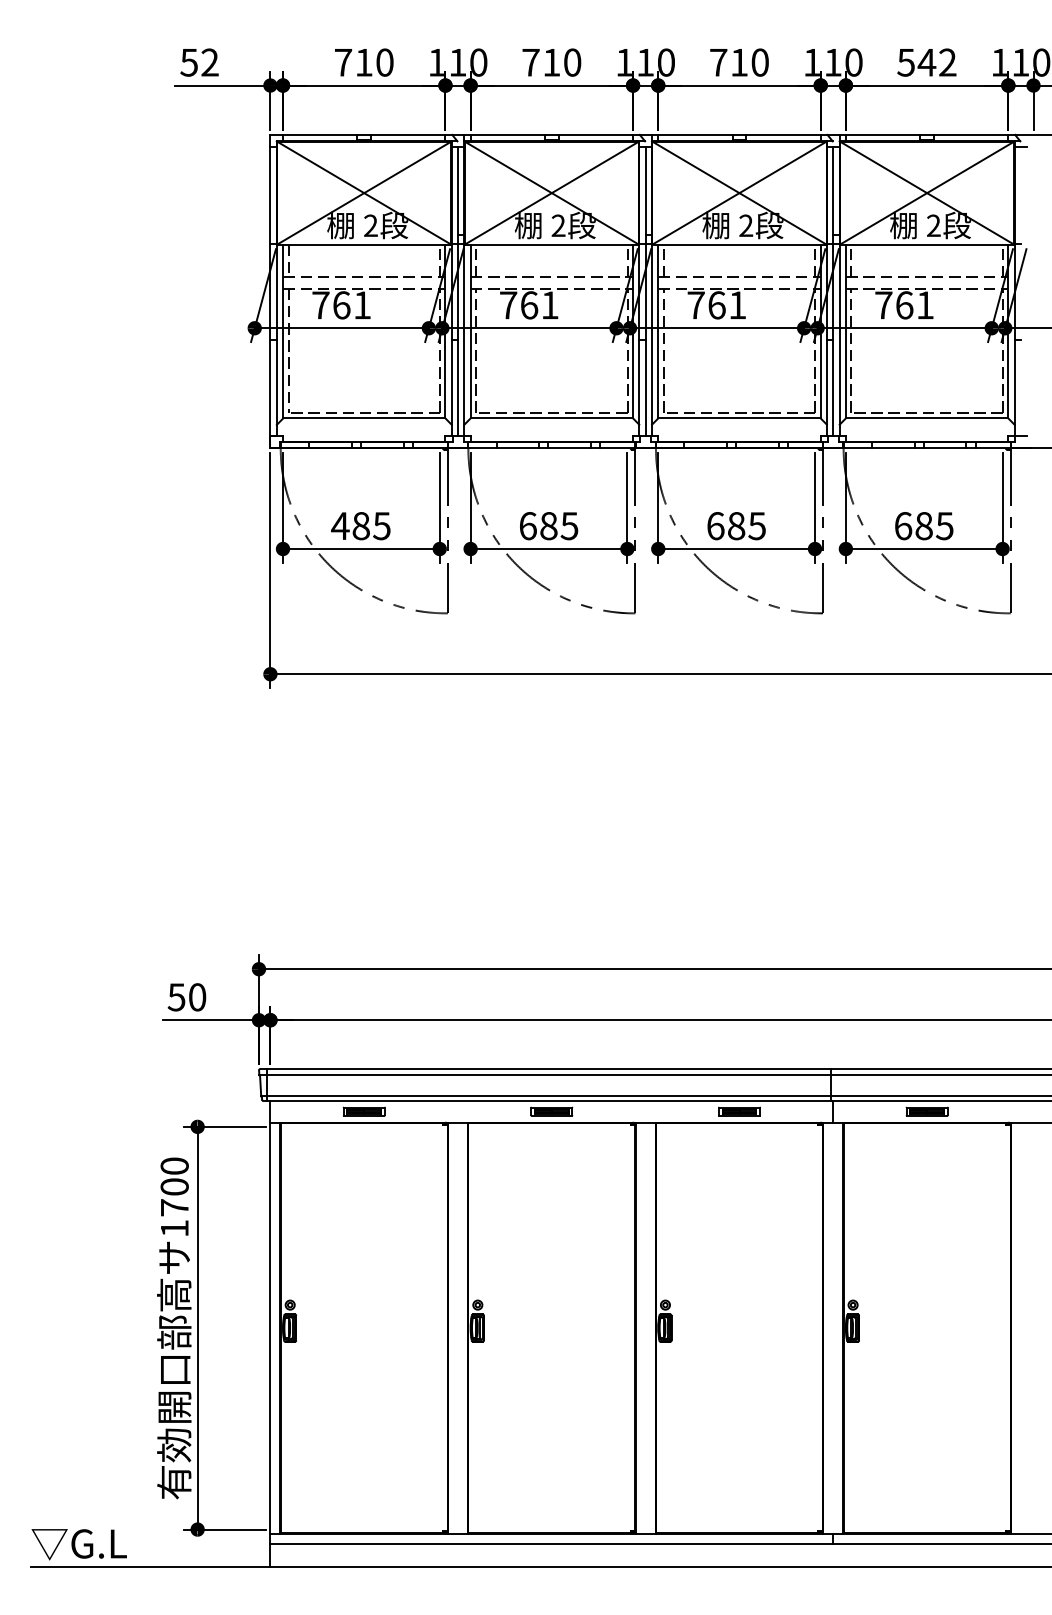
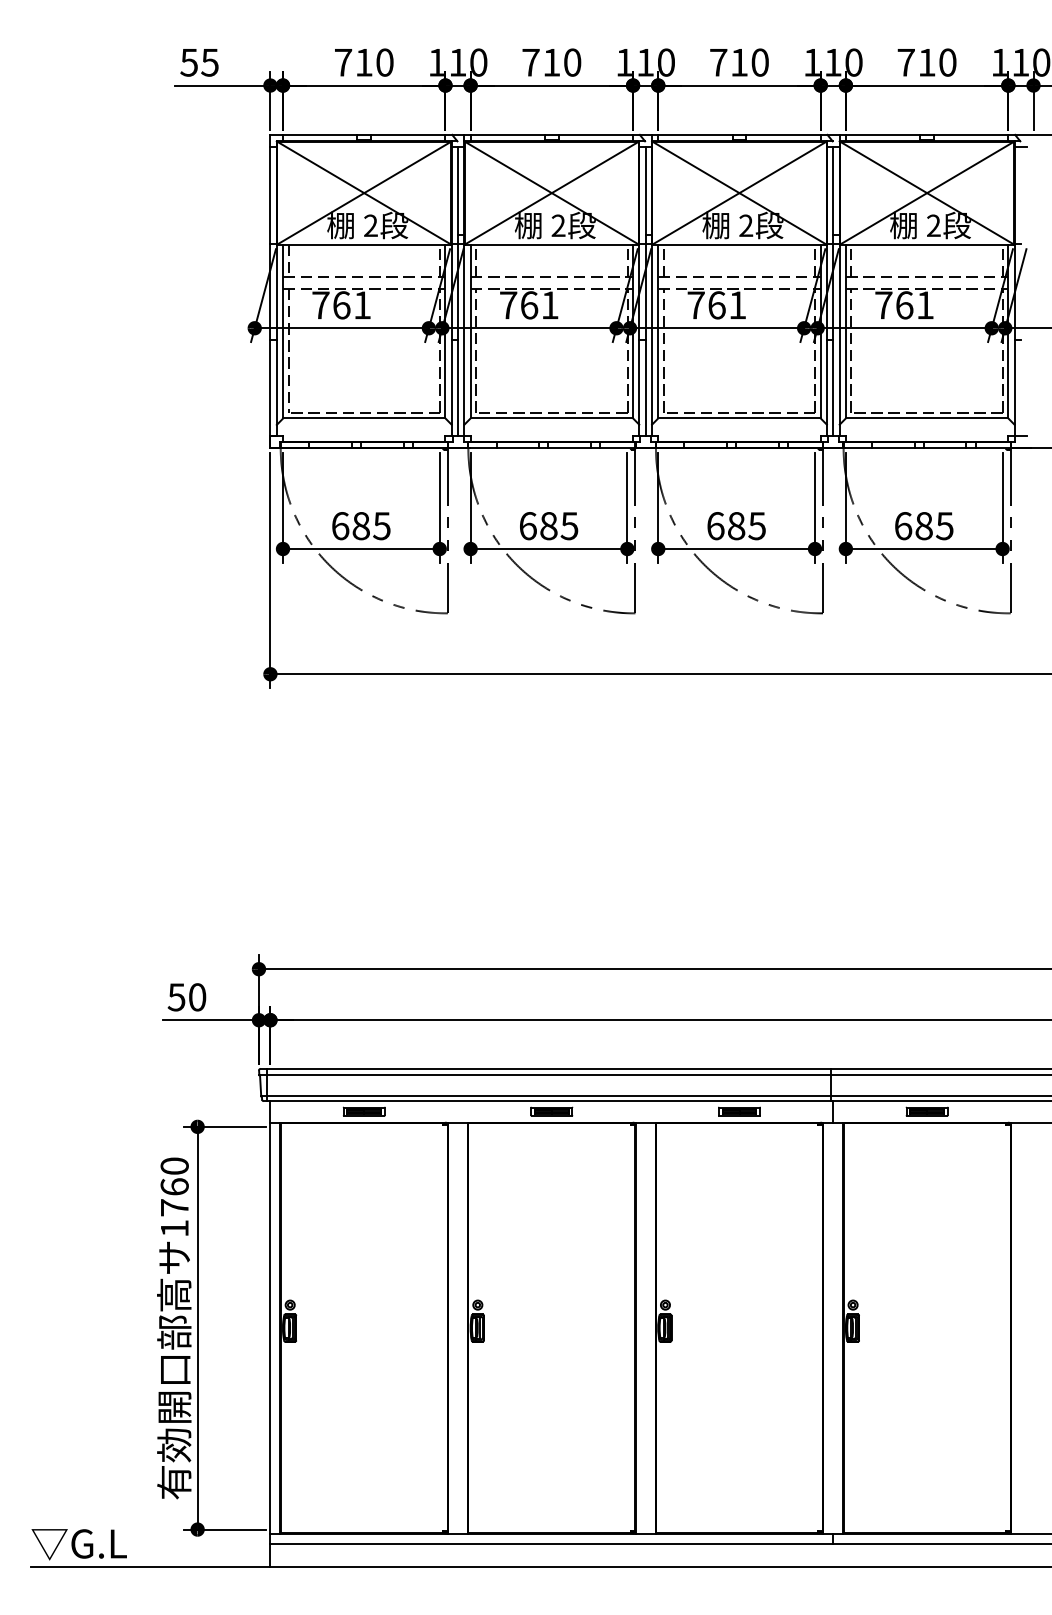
text: 52 -> 55 (209, 62)
text: 542 -> 710 (926, 62)
text: 485 -> 685 (340, 526)
text: 1700 -> 1760 (174, 1186)
